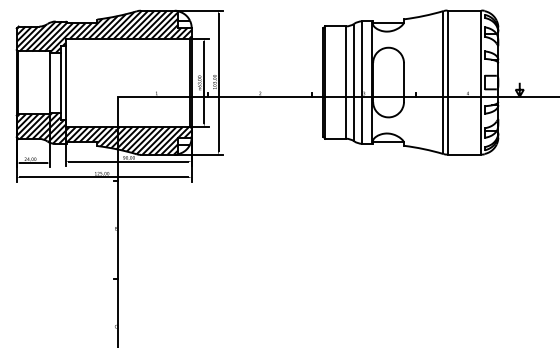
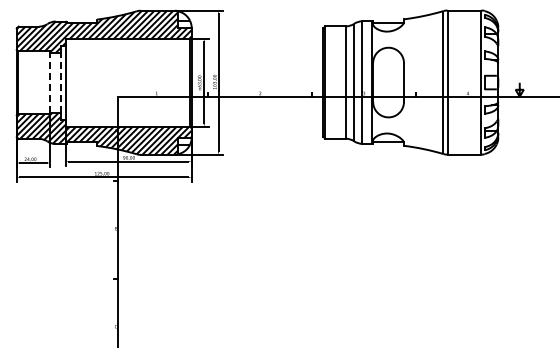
line: solid -> dashed (50, 82)
line: solid -> dashed (60, 82)
